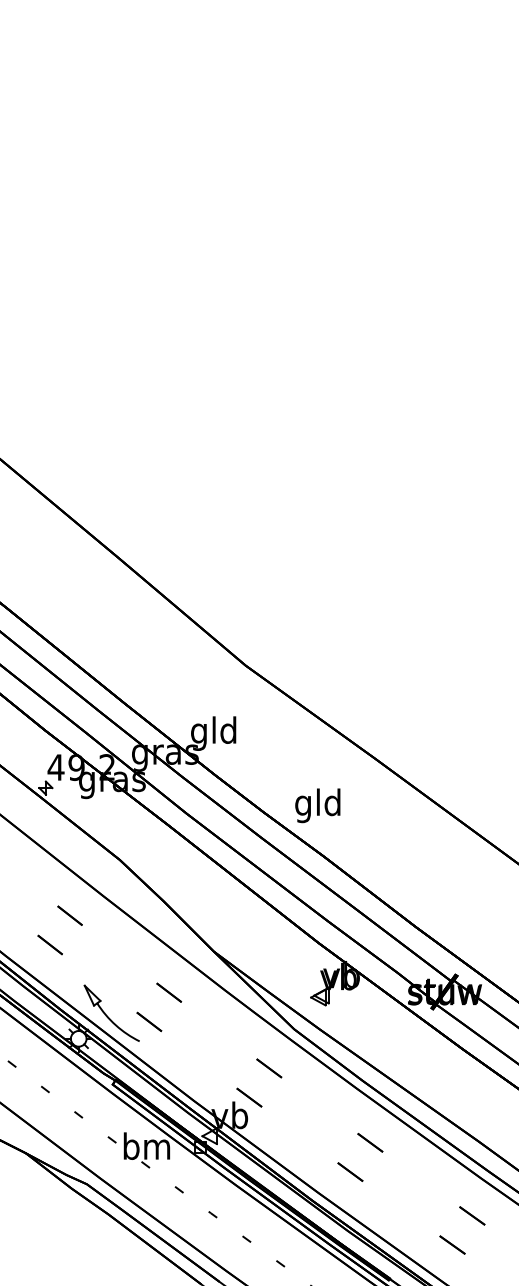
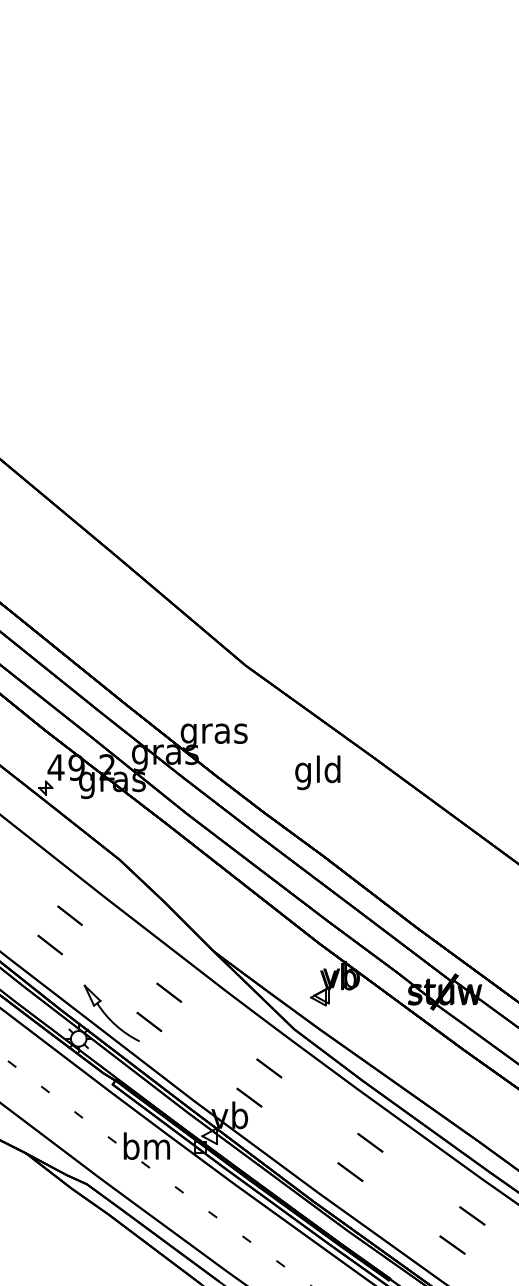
text: gld -> gras (213, 733)
text position: (317, 805) -> (317, 772) (317, 772)
